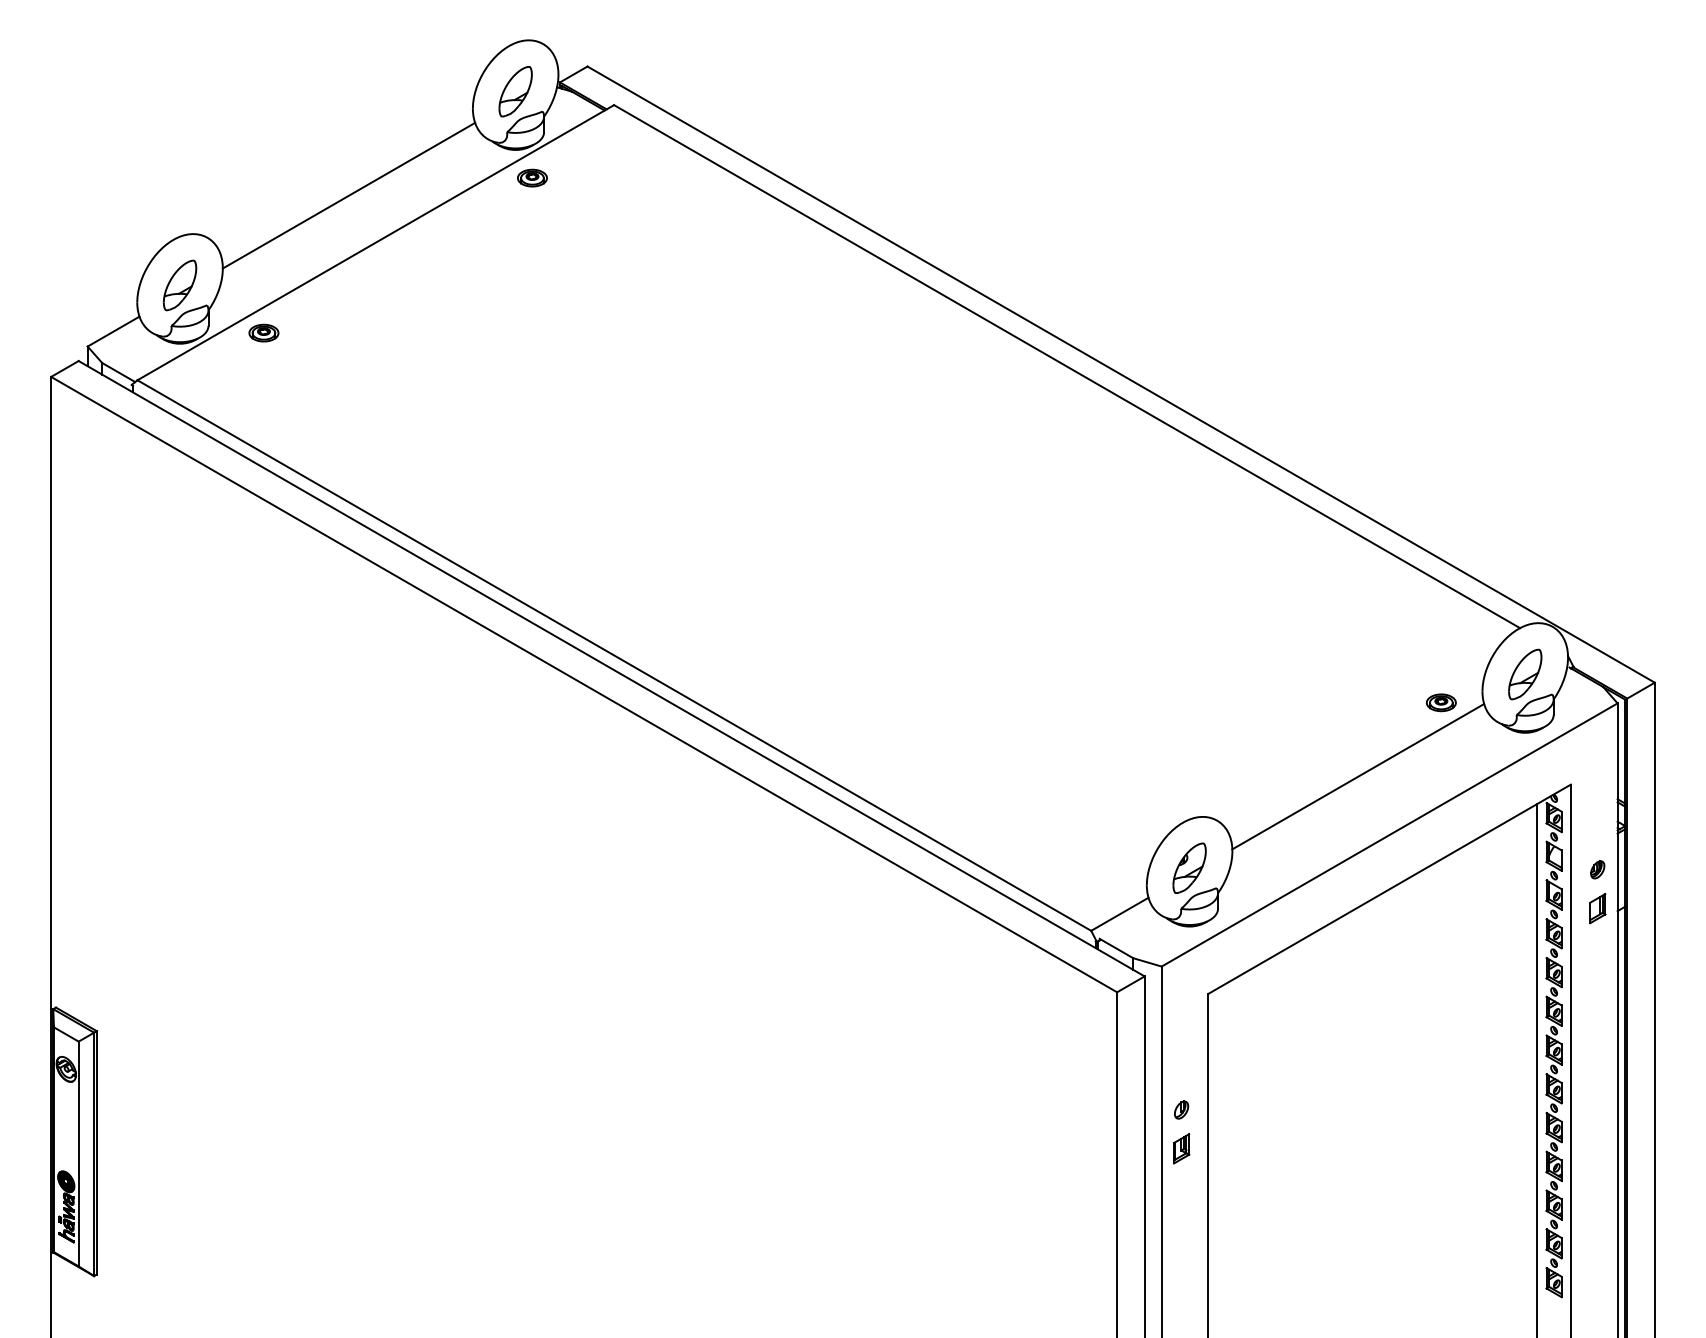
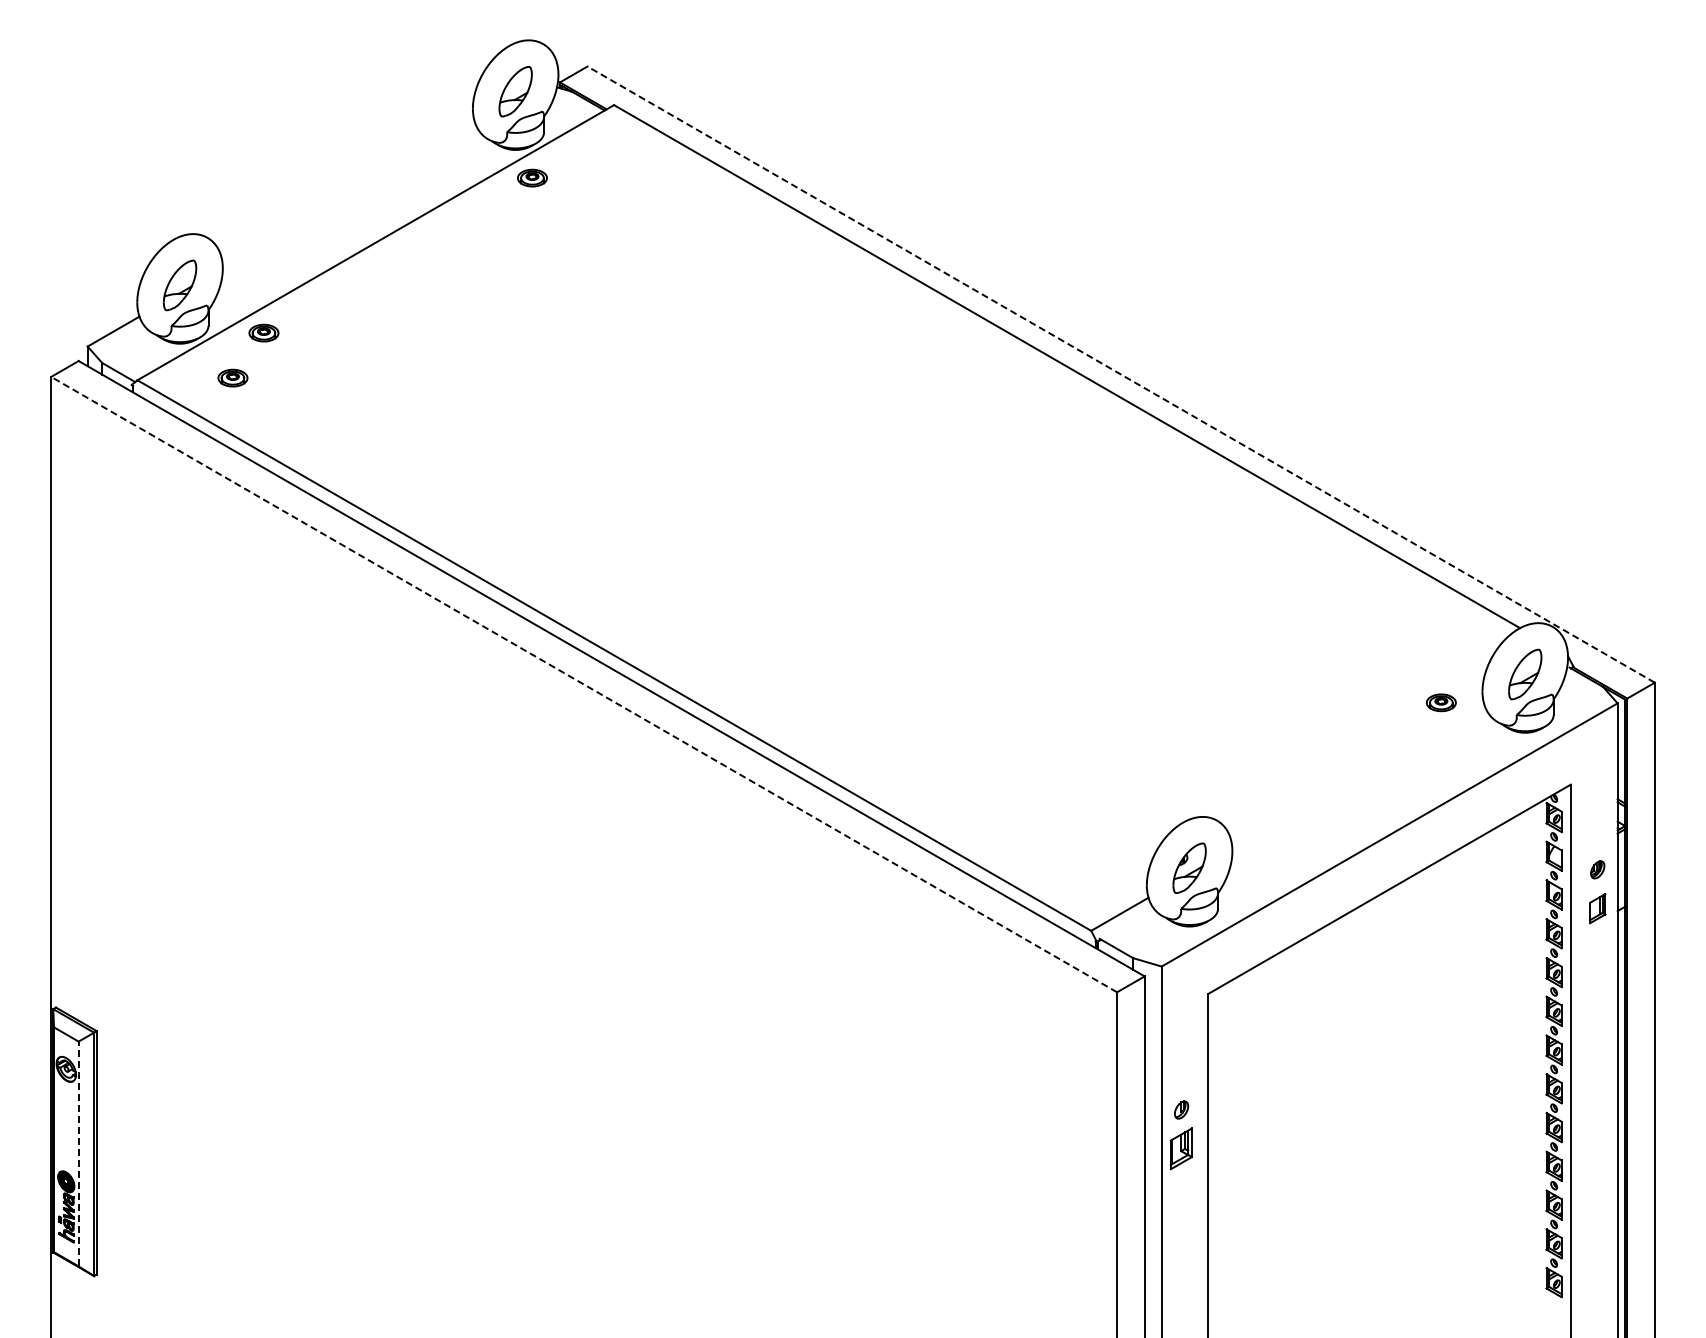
line: present -> none (348, 195)
line: solid -> dashed (1120, 374)
part: none -> present (232, 377)
line: solid -> dashed (583, 684)
line: present -> none (1358, 776)
line: present -> none (1537, 1068)
part size: 18x32 px -> 24x44 px (1180, 1148)
line: solid -> dashed (78, 1153)
